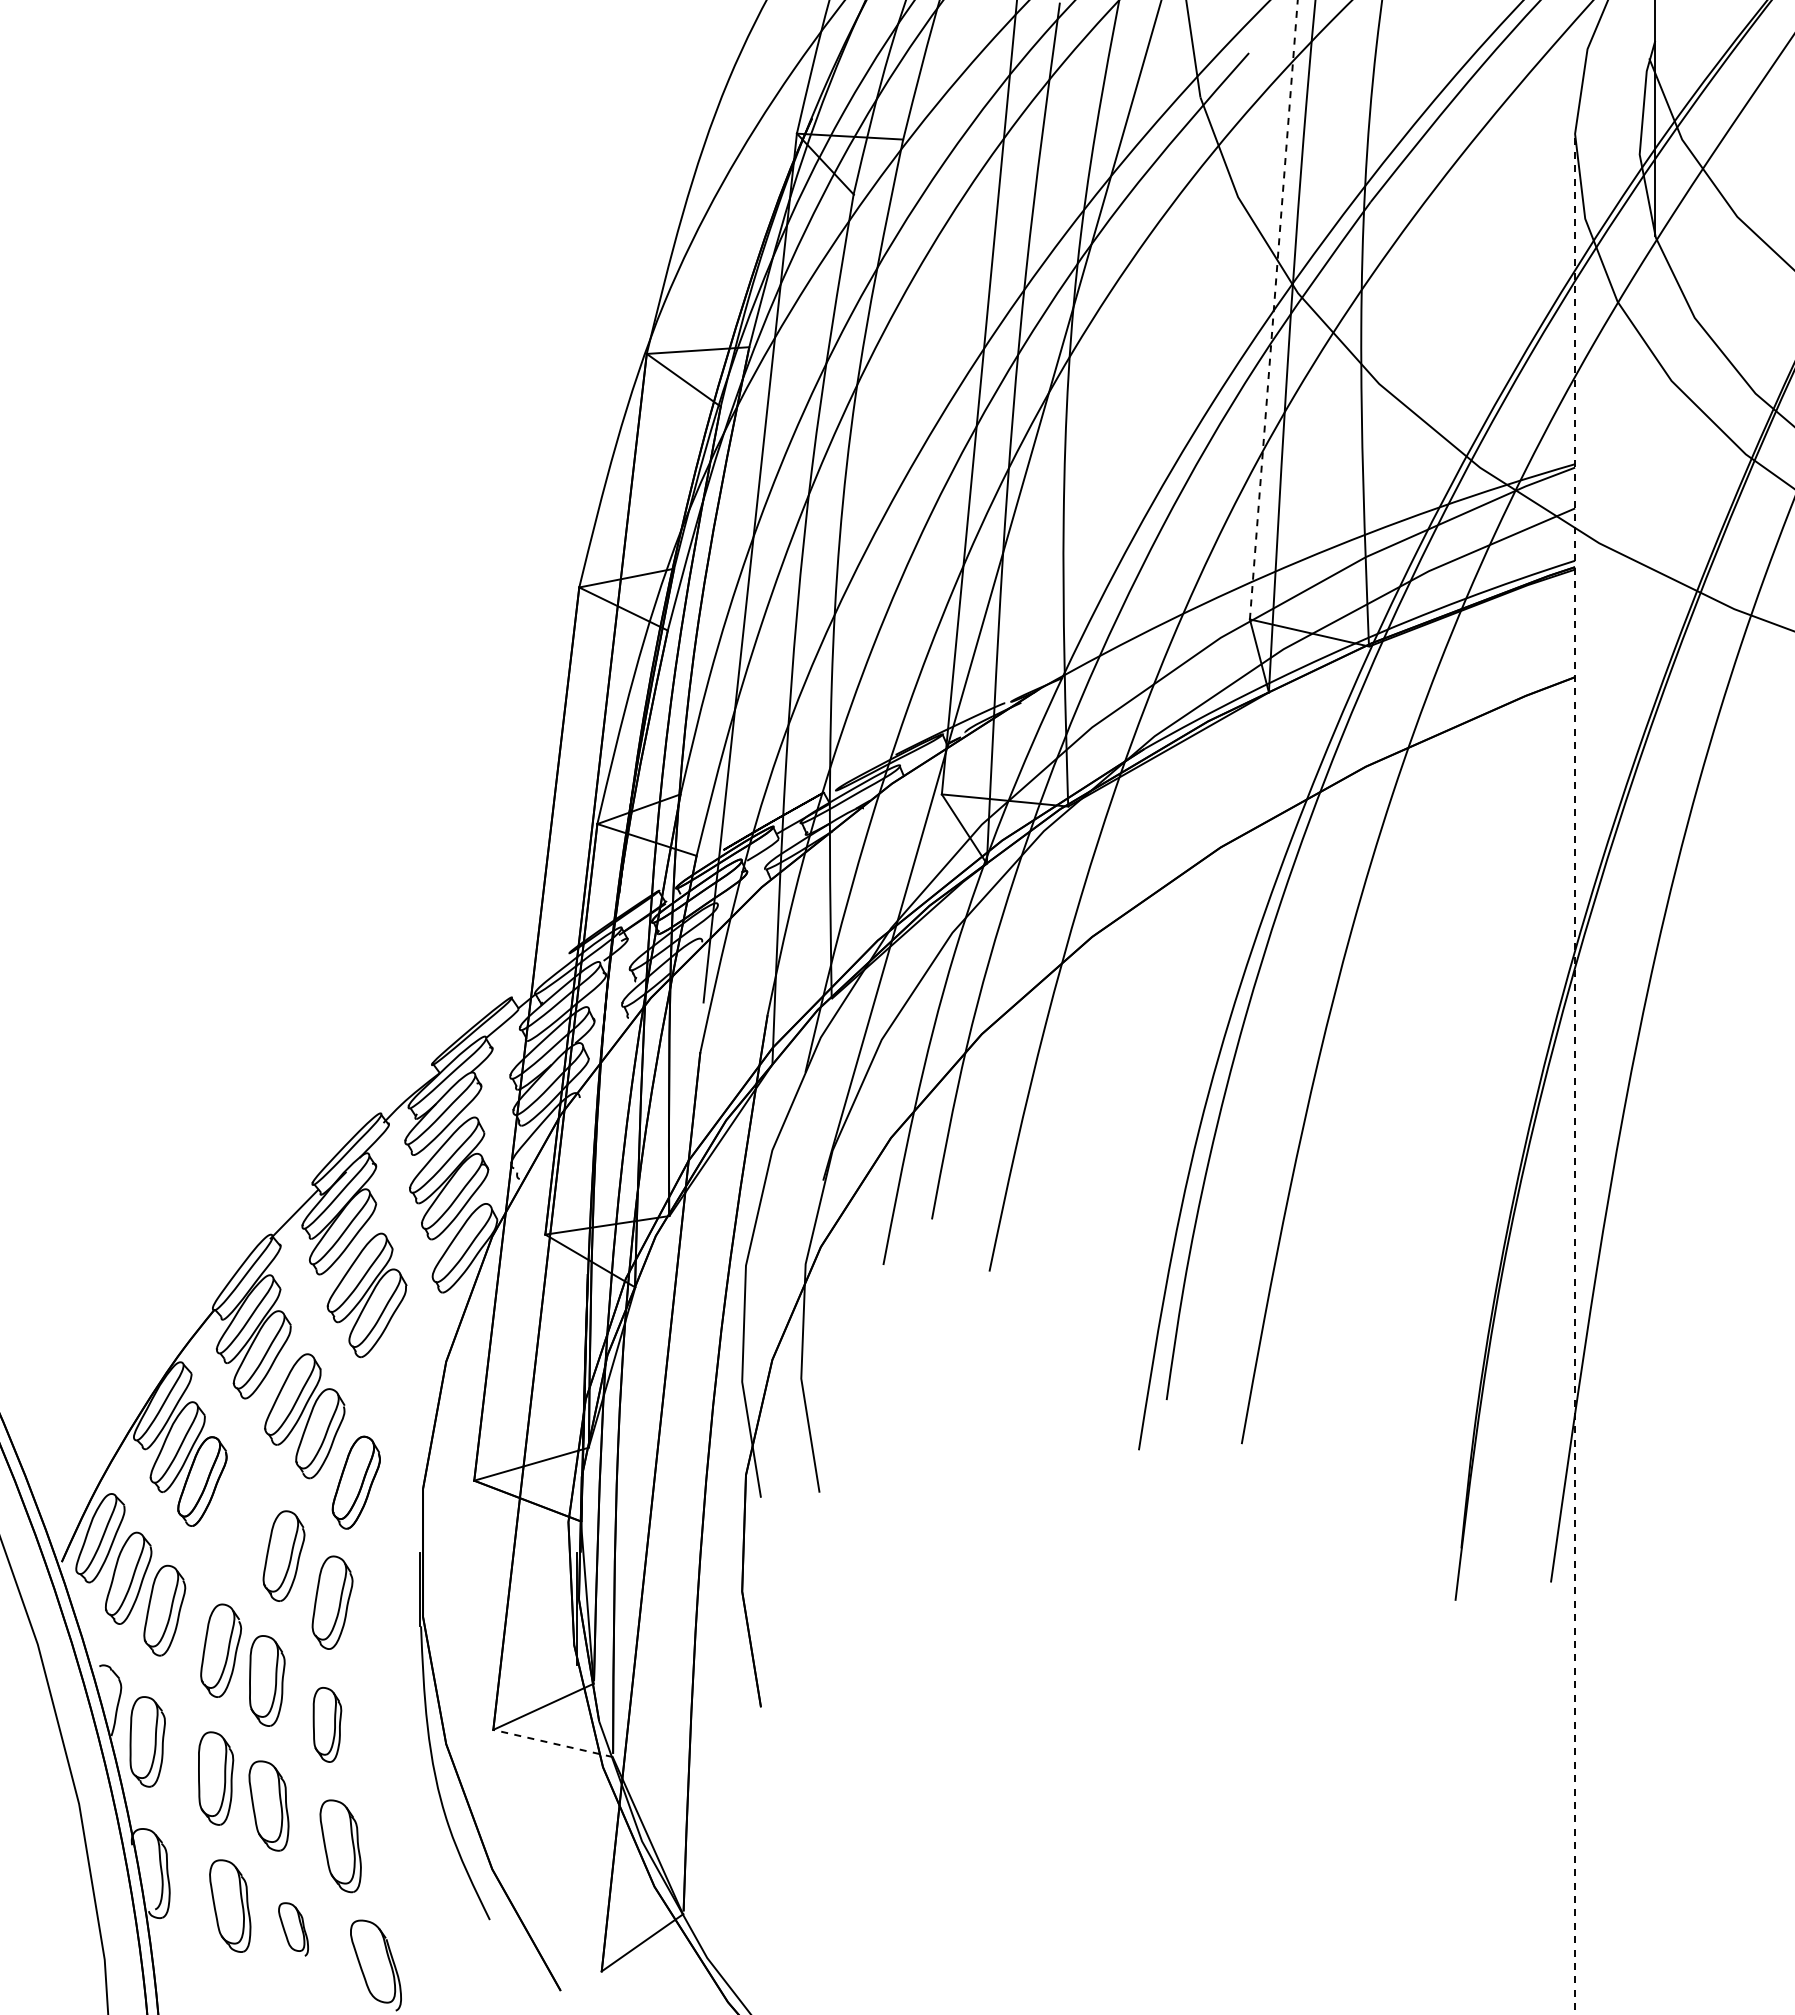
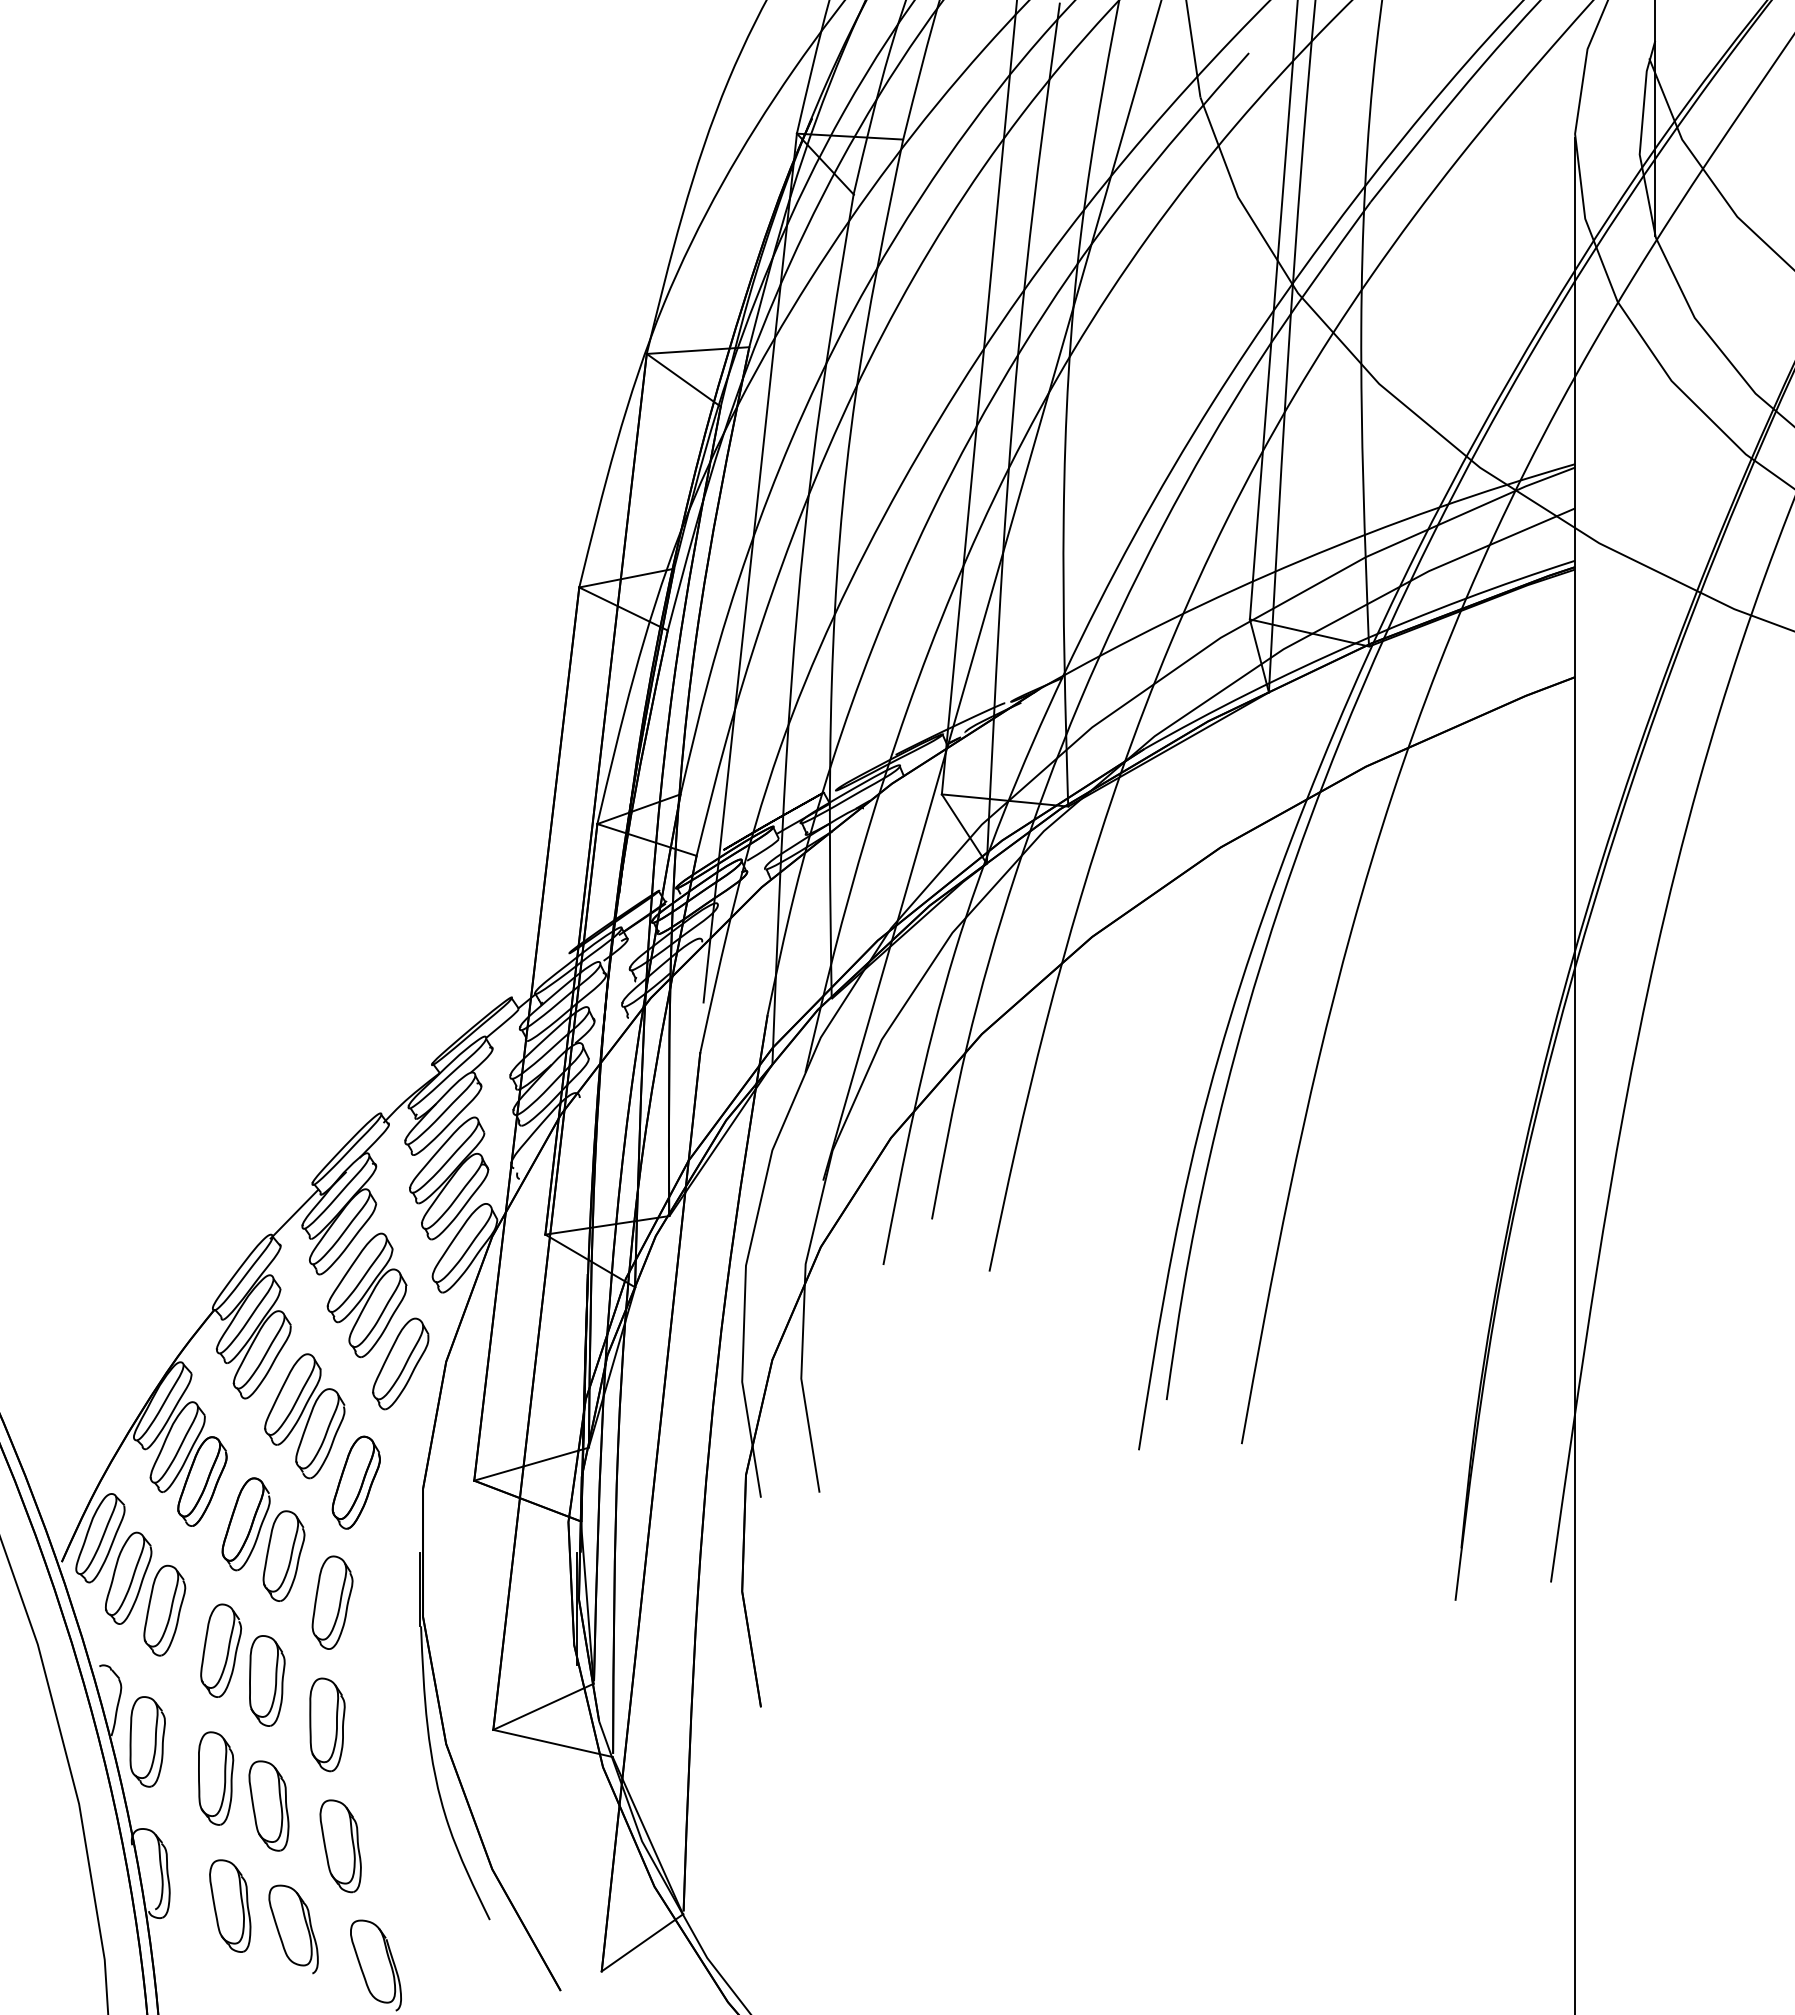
line: dashed -> solid (1273, 310)
line: dashed -> solid (1575, 1077)
part: none -> present (400, 1363)
part: none -> present (245, 1524)
part size: 31x76 px -> 37x96 px (327, 1724)
line: dashed -> solid (552, 1743)
part size: 31x55 px -> 51x91 px (293, 1929)
